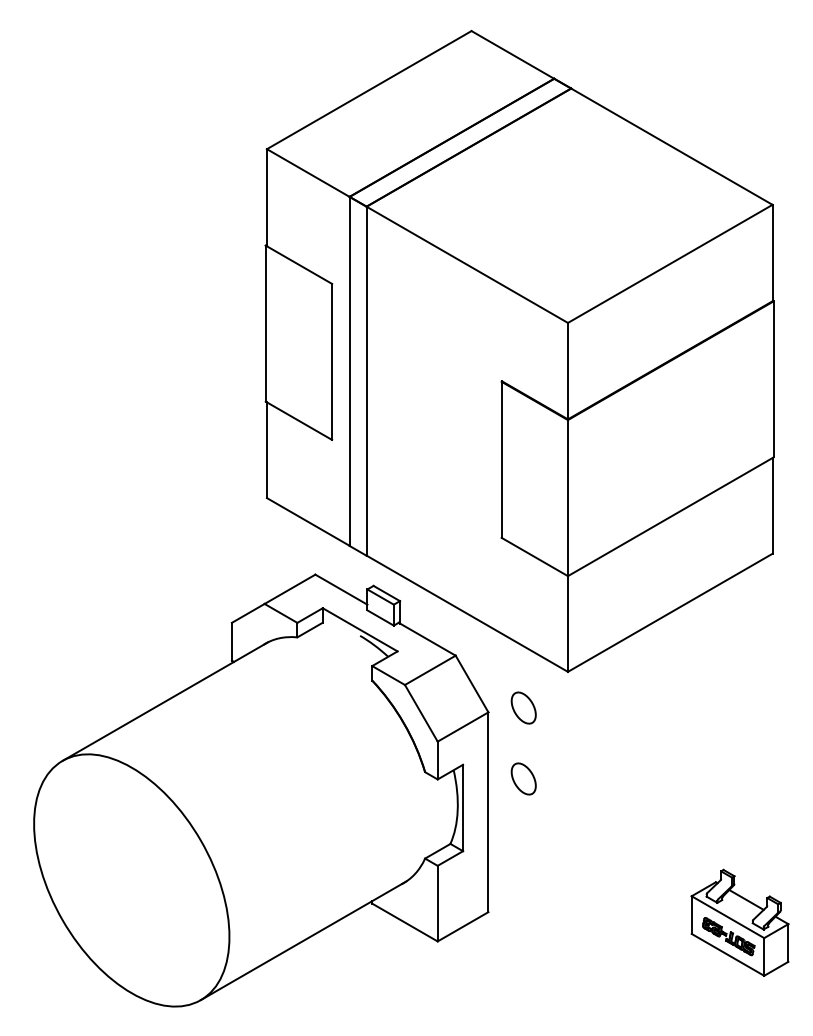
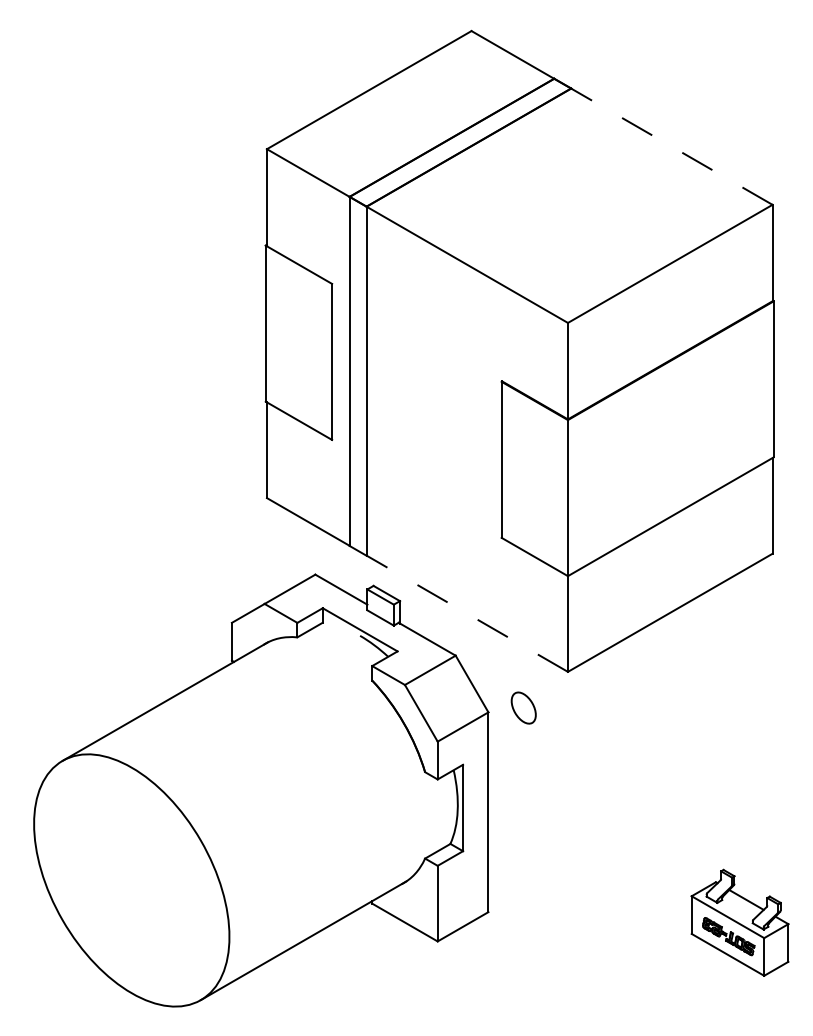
line: solid -> dashed (671, 146)
line: solid -> dashed (466, 613)
part: present -> none (523, 778)
